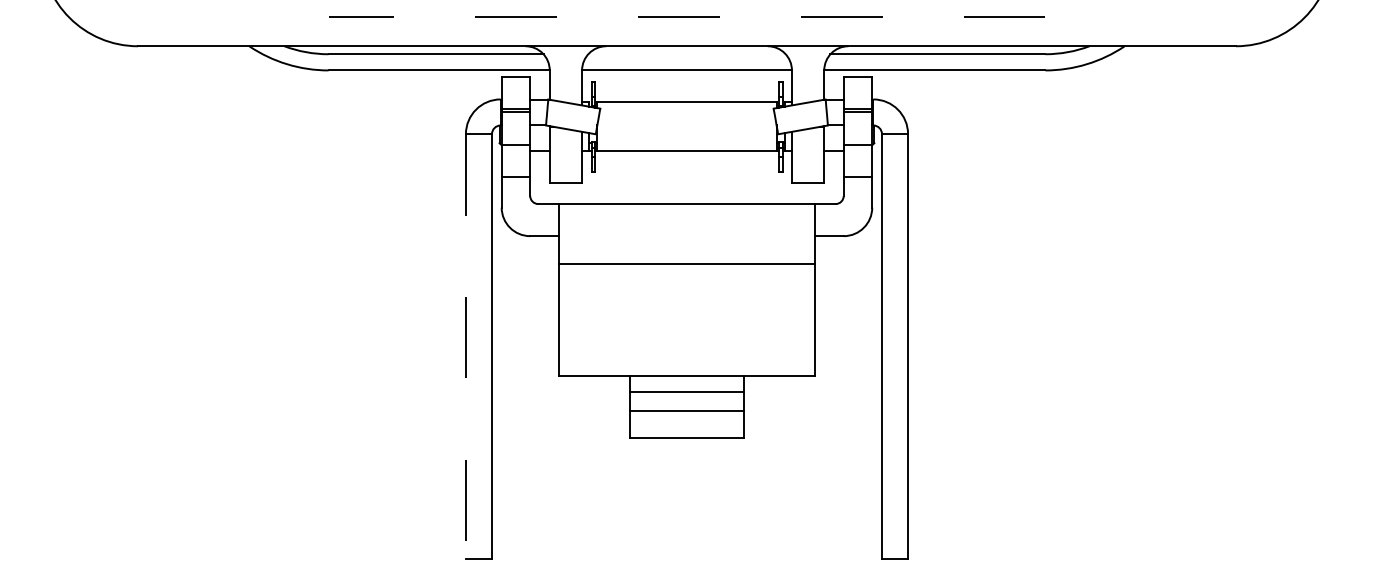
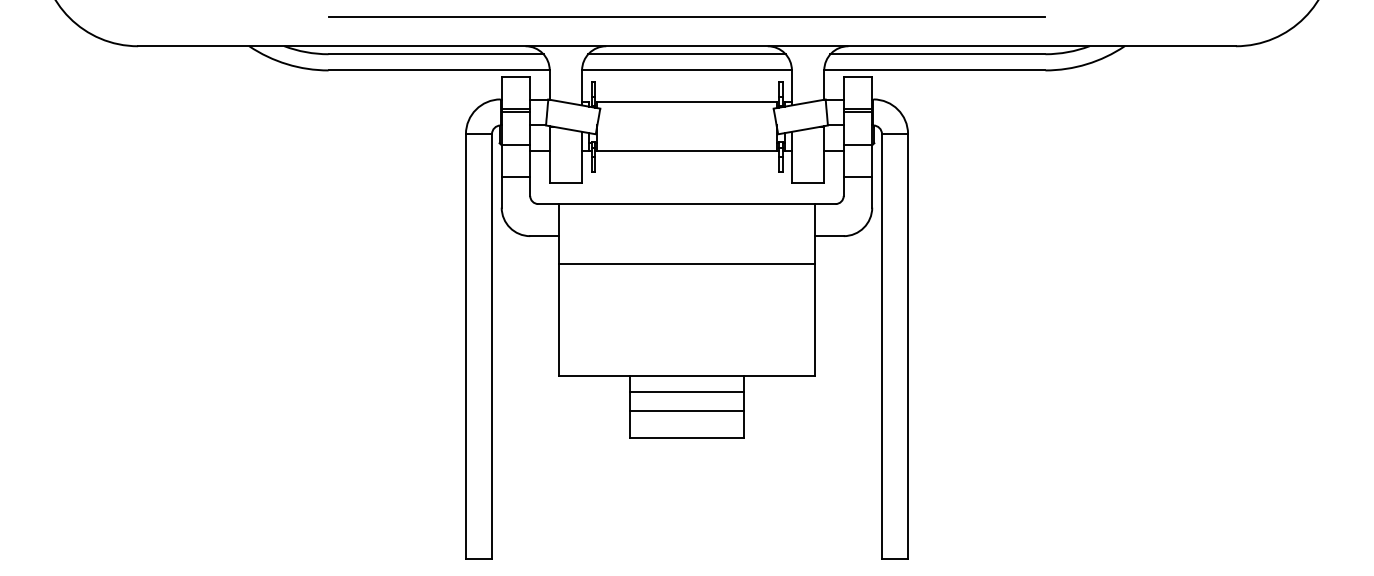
line: dashed -> solid (686, 17)
line: none -> present (686, 54)
line: dashed -> solid (465, 347)
